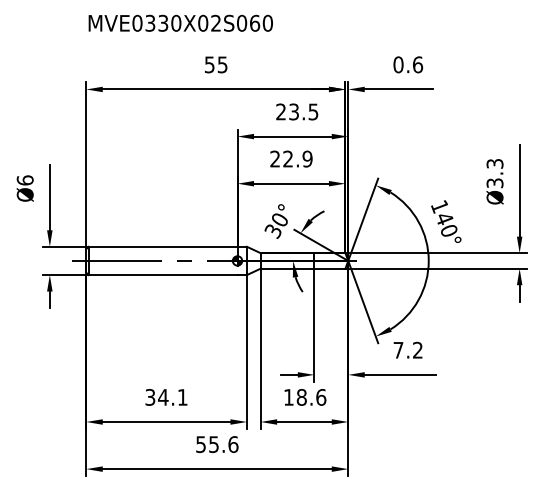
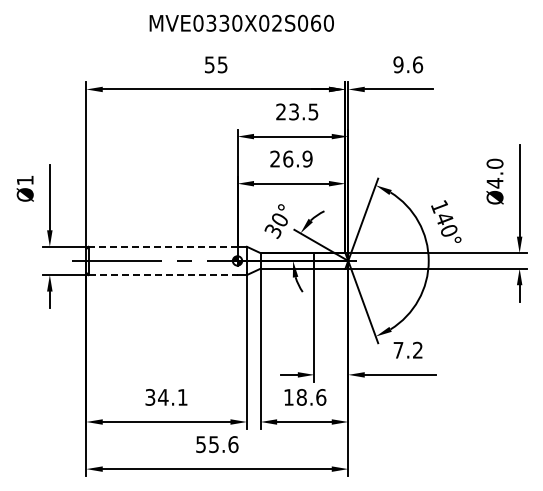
text position: (180, 22) -> (241, 22) (241, 22)
text: 0.6 -> 9.6 (398, 64)
text: 22.9 -> 26.9 (288, 158)
text: Ø3.3 -> Ø4.0 (494, 173)
text: Ø6 -> Ø1 (24, 180)
line: solid -> dashed (162, 246)
line: solid -> dashed (163, 275)
